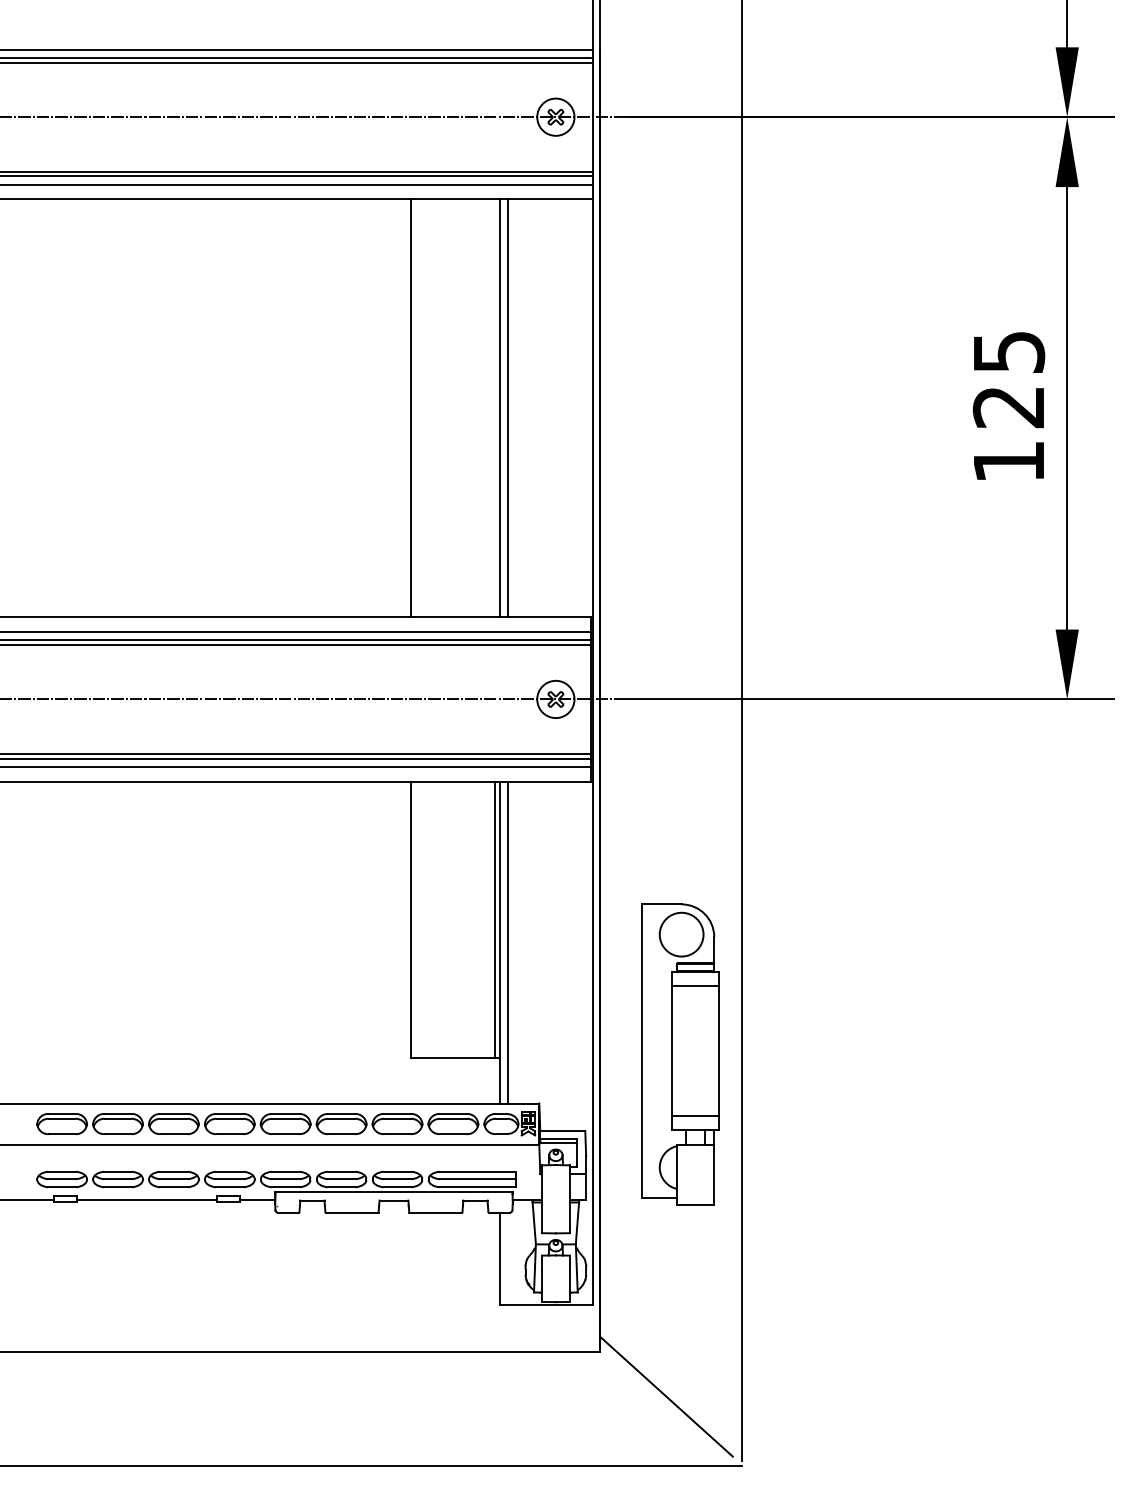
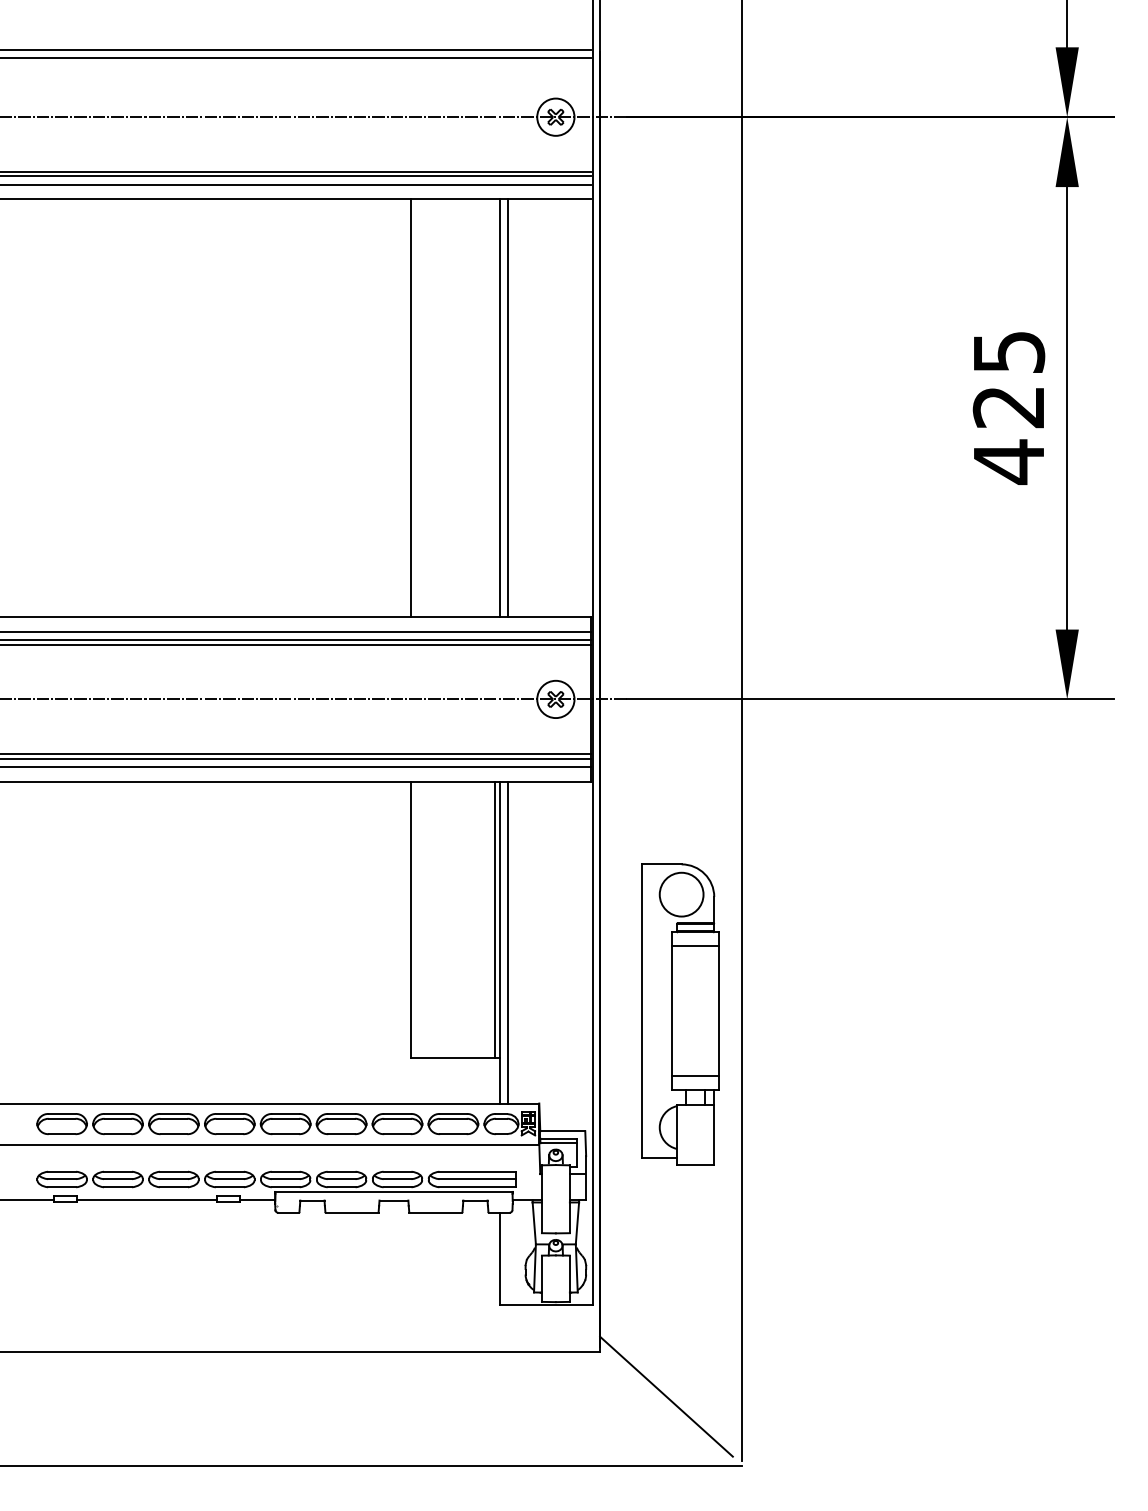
line: present -> none (296, 62)
text: 125 -> 425 (1008, 461)
part position: (680, 1054) -> (680, 1014) (680, 1014)
